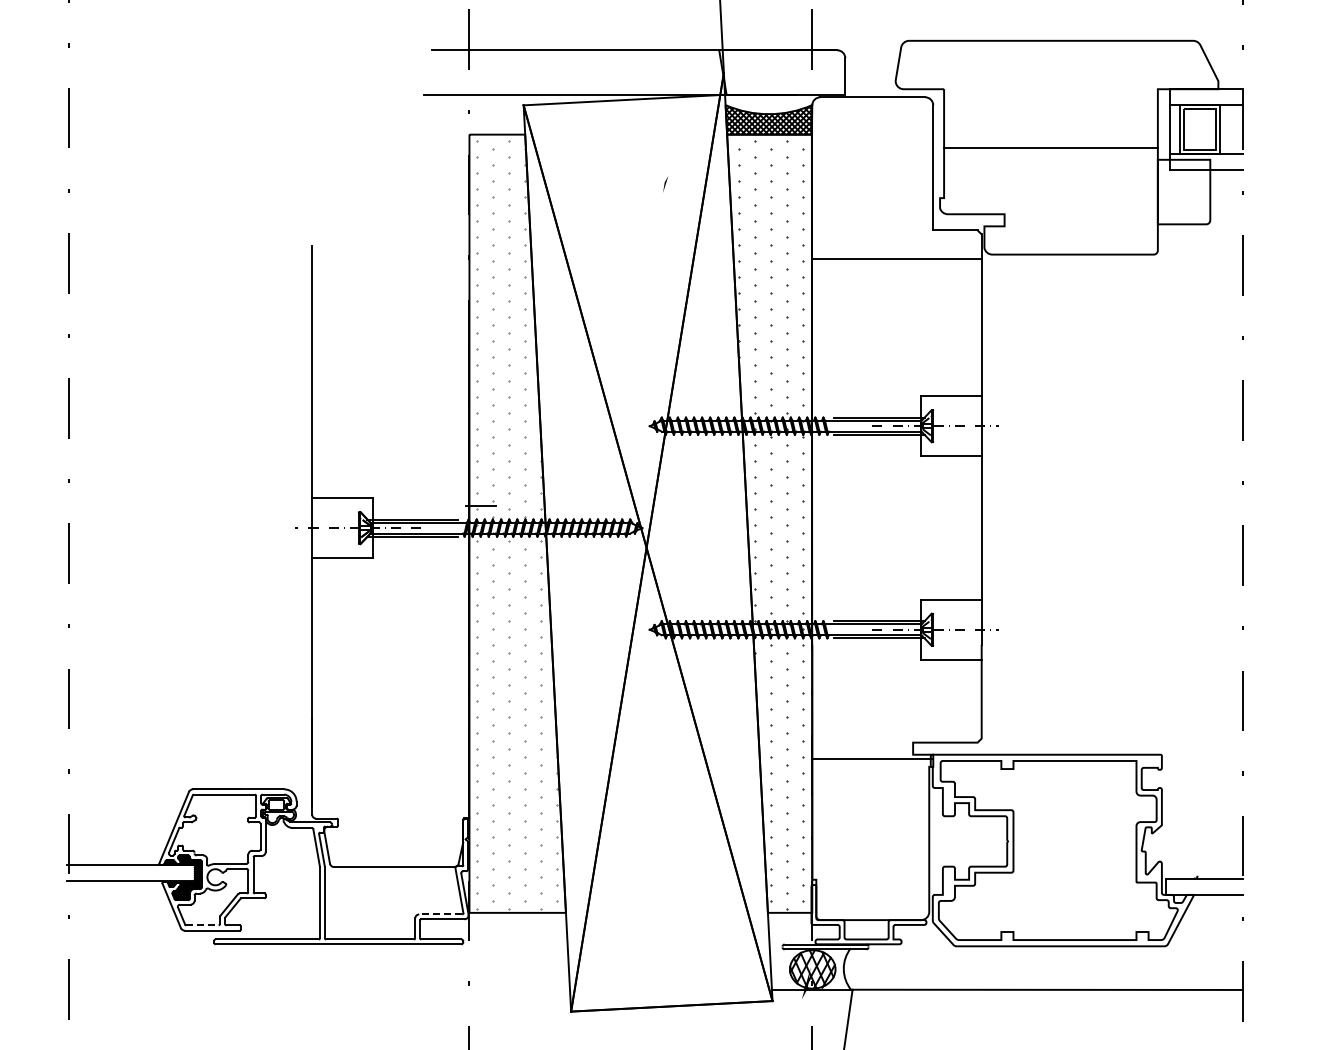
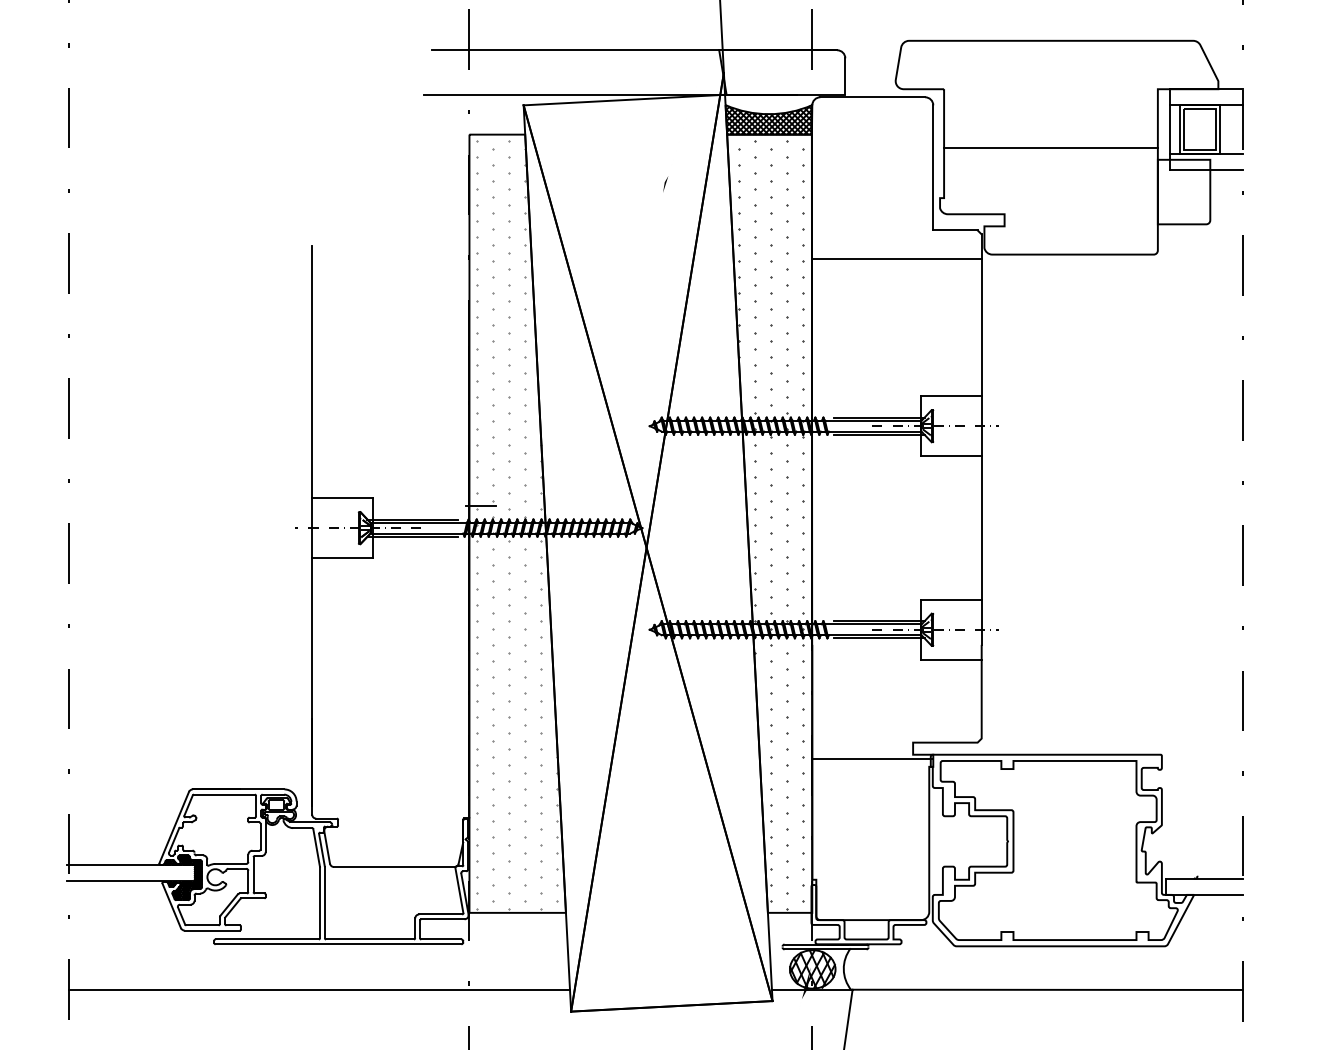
line: dashed -> solid (440, 914)
line: dashed -> solid (202, 925)
line: none -> present (319, 989)
